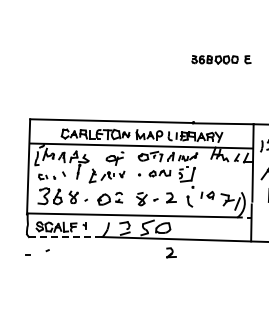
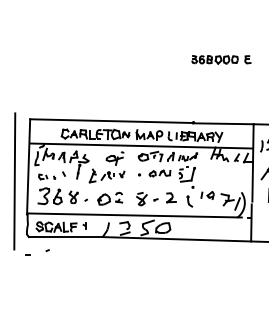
line: none -> present (14, 181)
line: dashed -> solid (65, 237)
part: present -> none (171, 252)
